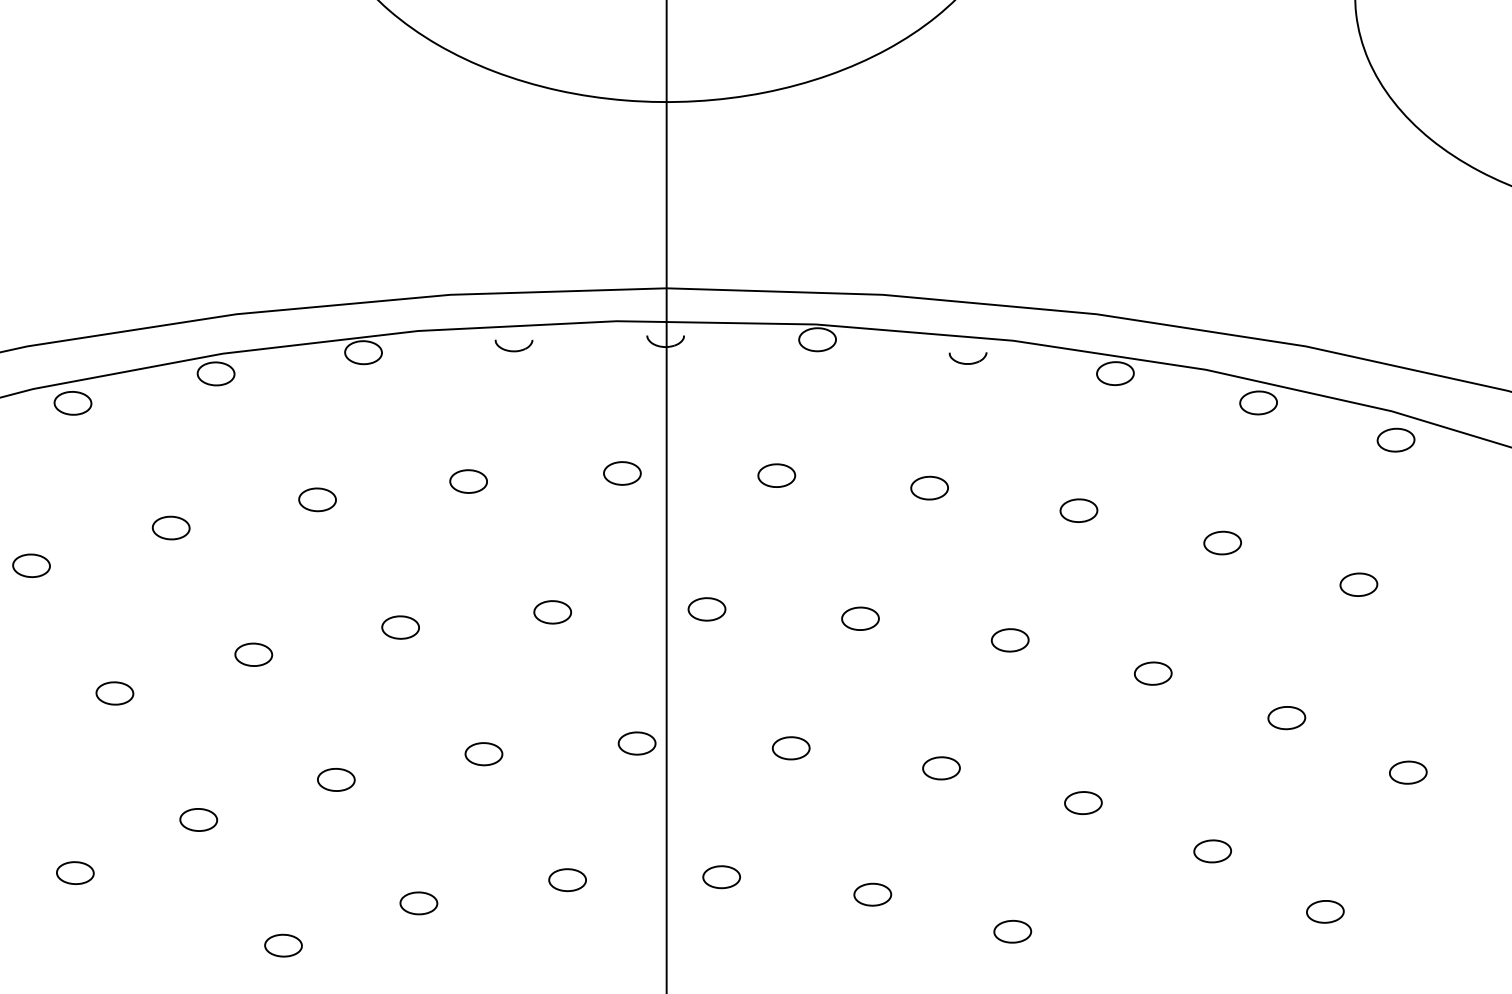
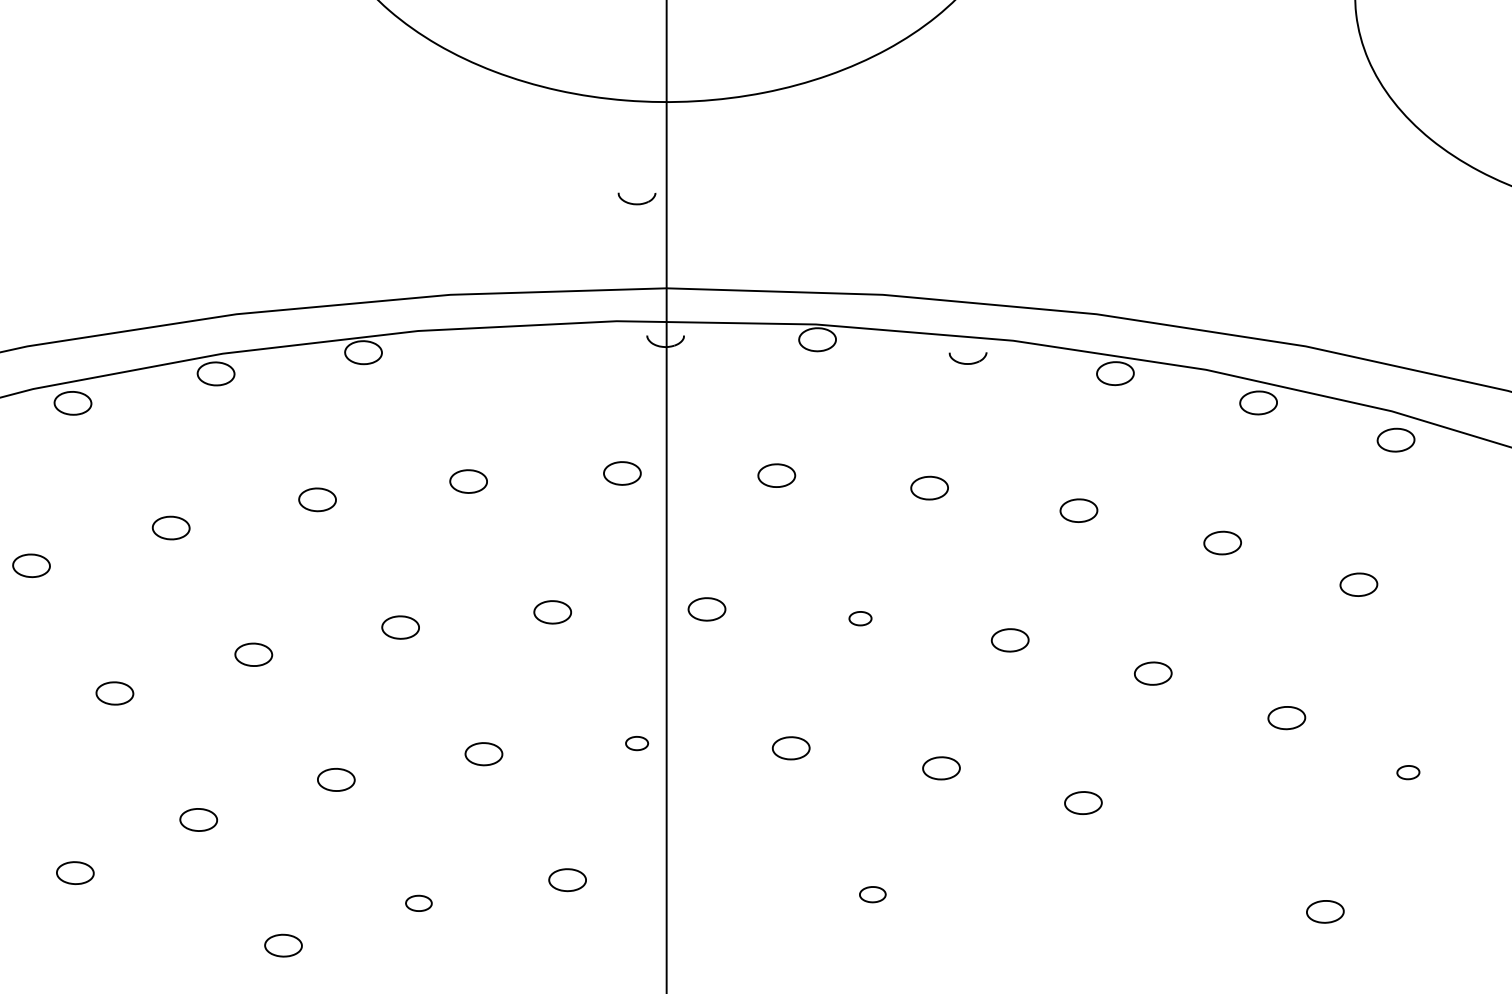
part position: (513, 345) -> (636, 198) (636, 198)
part size: 39x25 px -> 25x16 px (860, 618)
part size: 40x25 px -> 25x16 px (637, 743)
part size: 39x25 px -> 25x16 px (1408, 772)
part: present -> none (1212, 851)
part: present -> none (721, 877)
part size: 40x25 px -> 28x18 px (872, 894)
part size: 40x25 px -> 28x18 px (418, 902)
part: present -> none (1012, 931)
